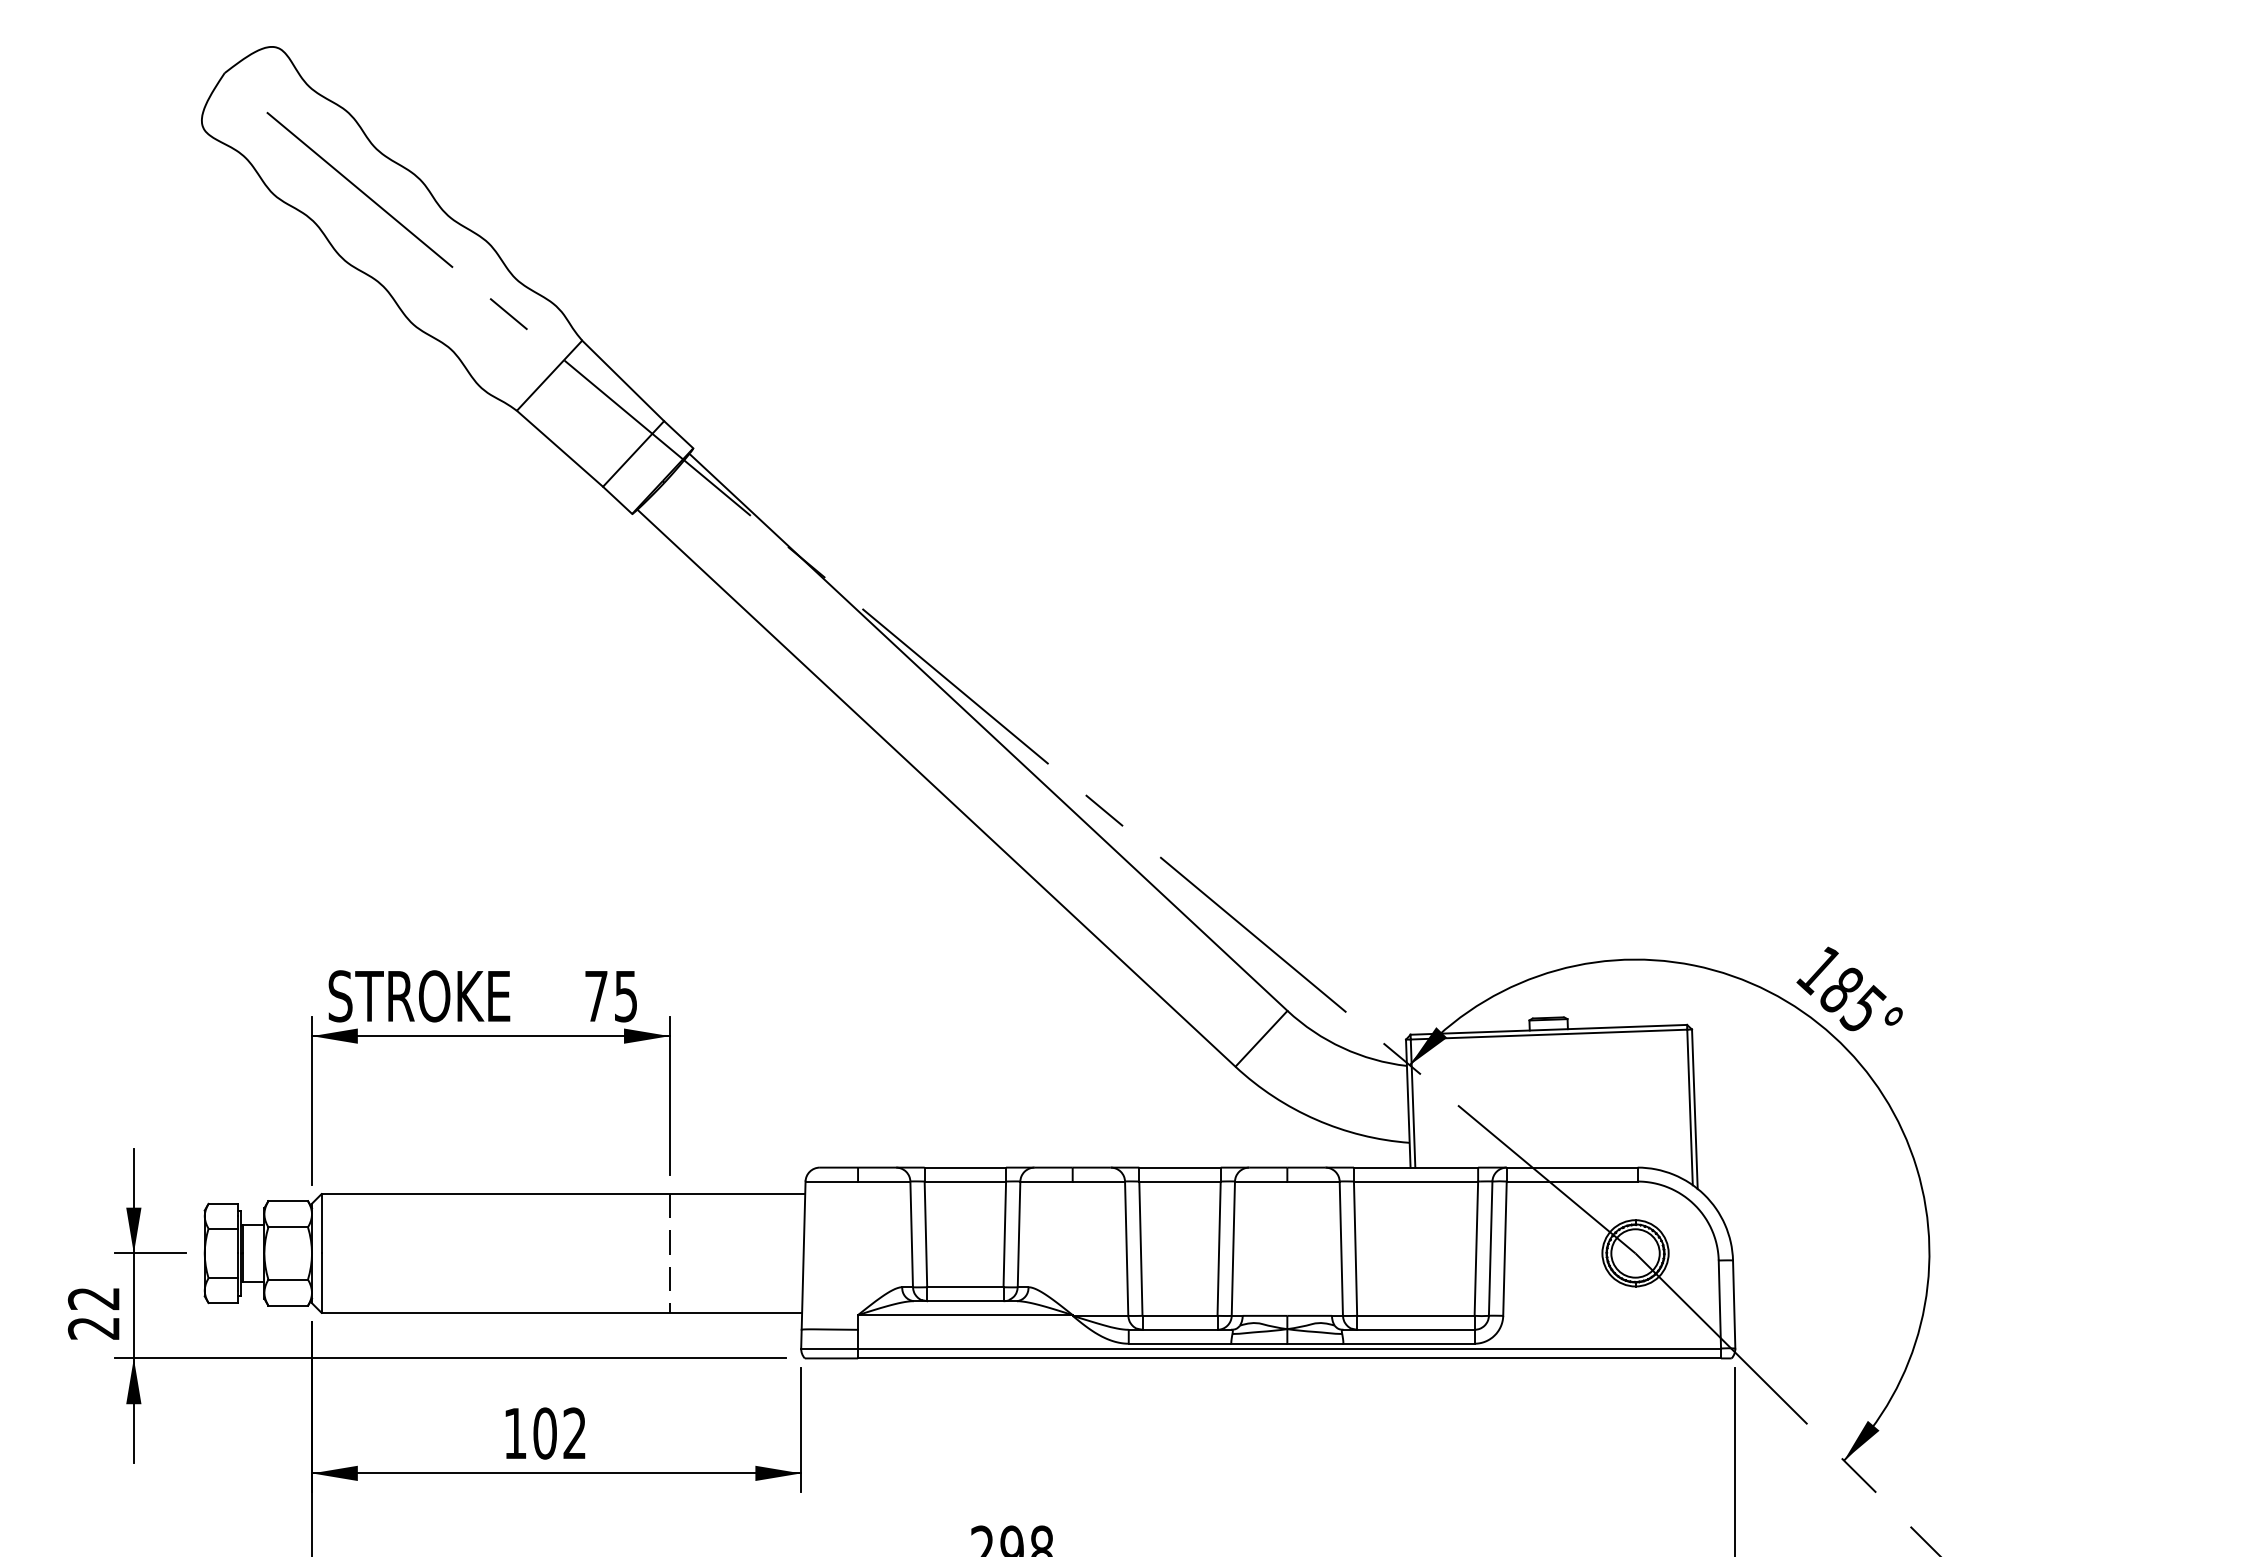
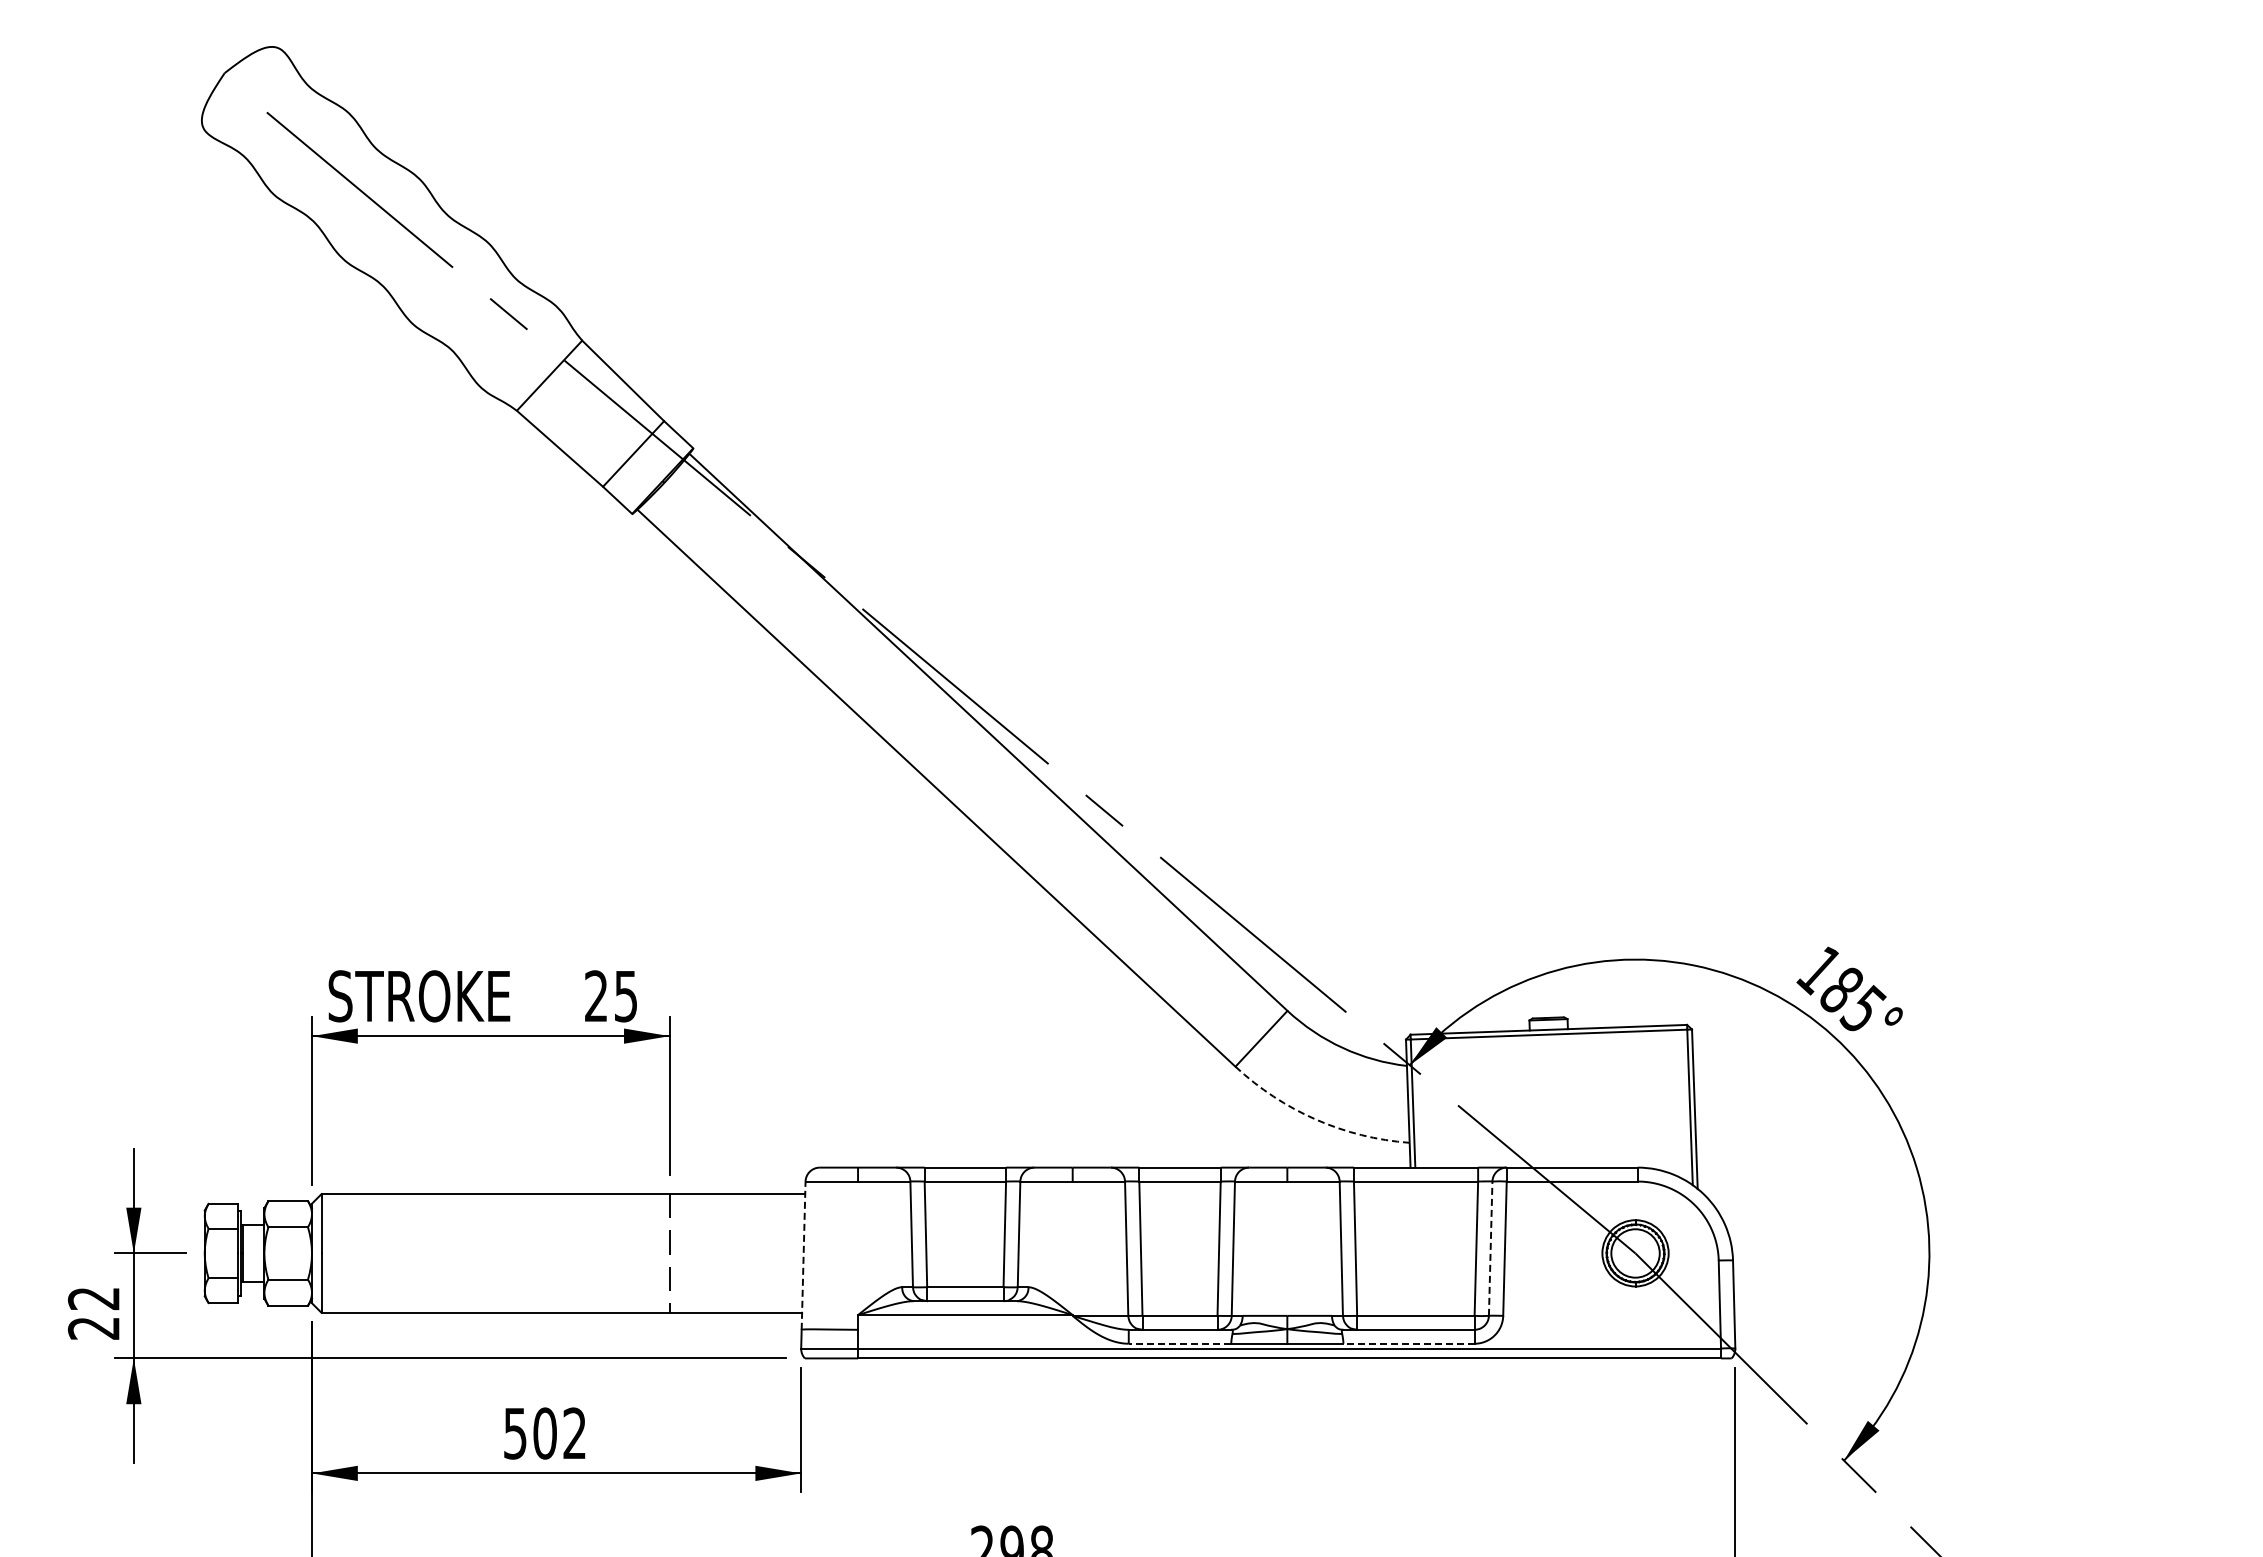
text: 75 -> 25 (596, 995)
arc: solid -> dashed (1316, 1119)
line: solid -> dashed (1490, 1248)
line: solid -> dashed (803, 1255)
line: solid -> dashed (1179, 1343)
line: solid -> dashed (1409, 1343)
text: 102 -> 502 (515, 1433)
